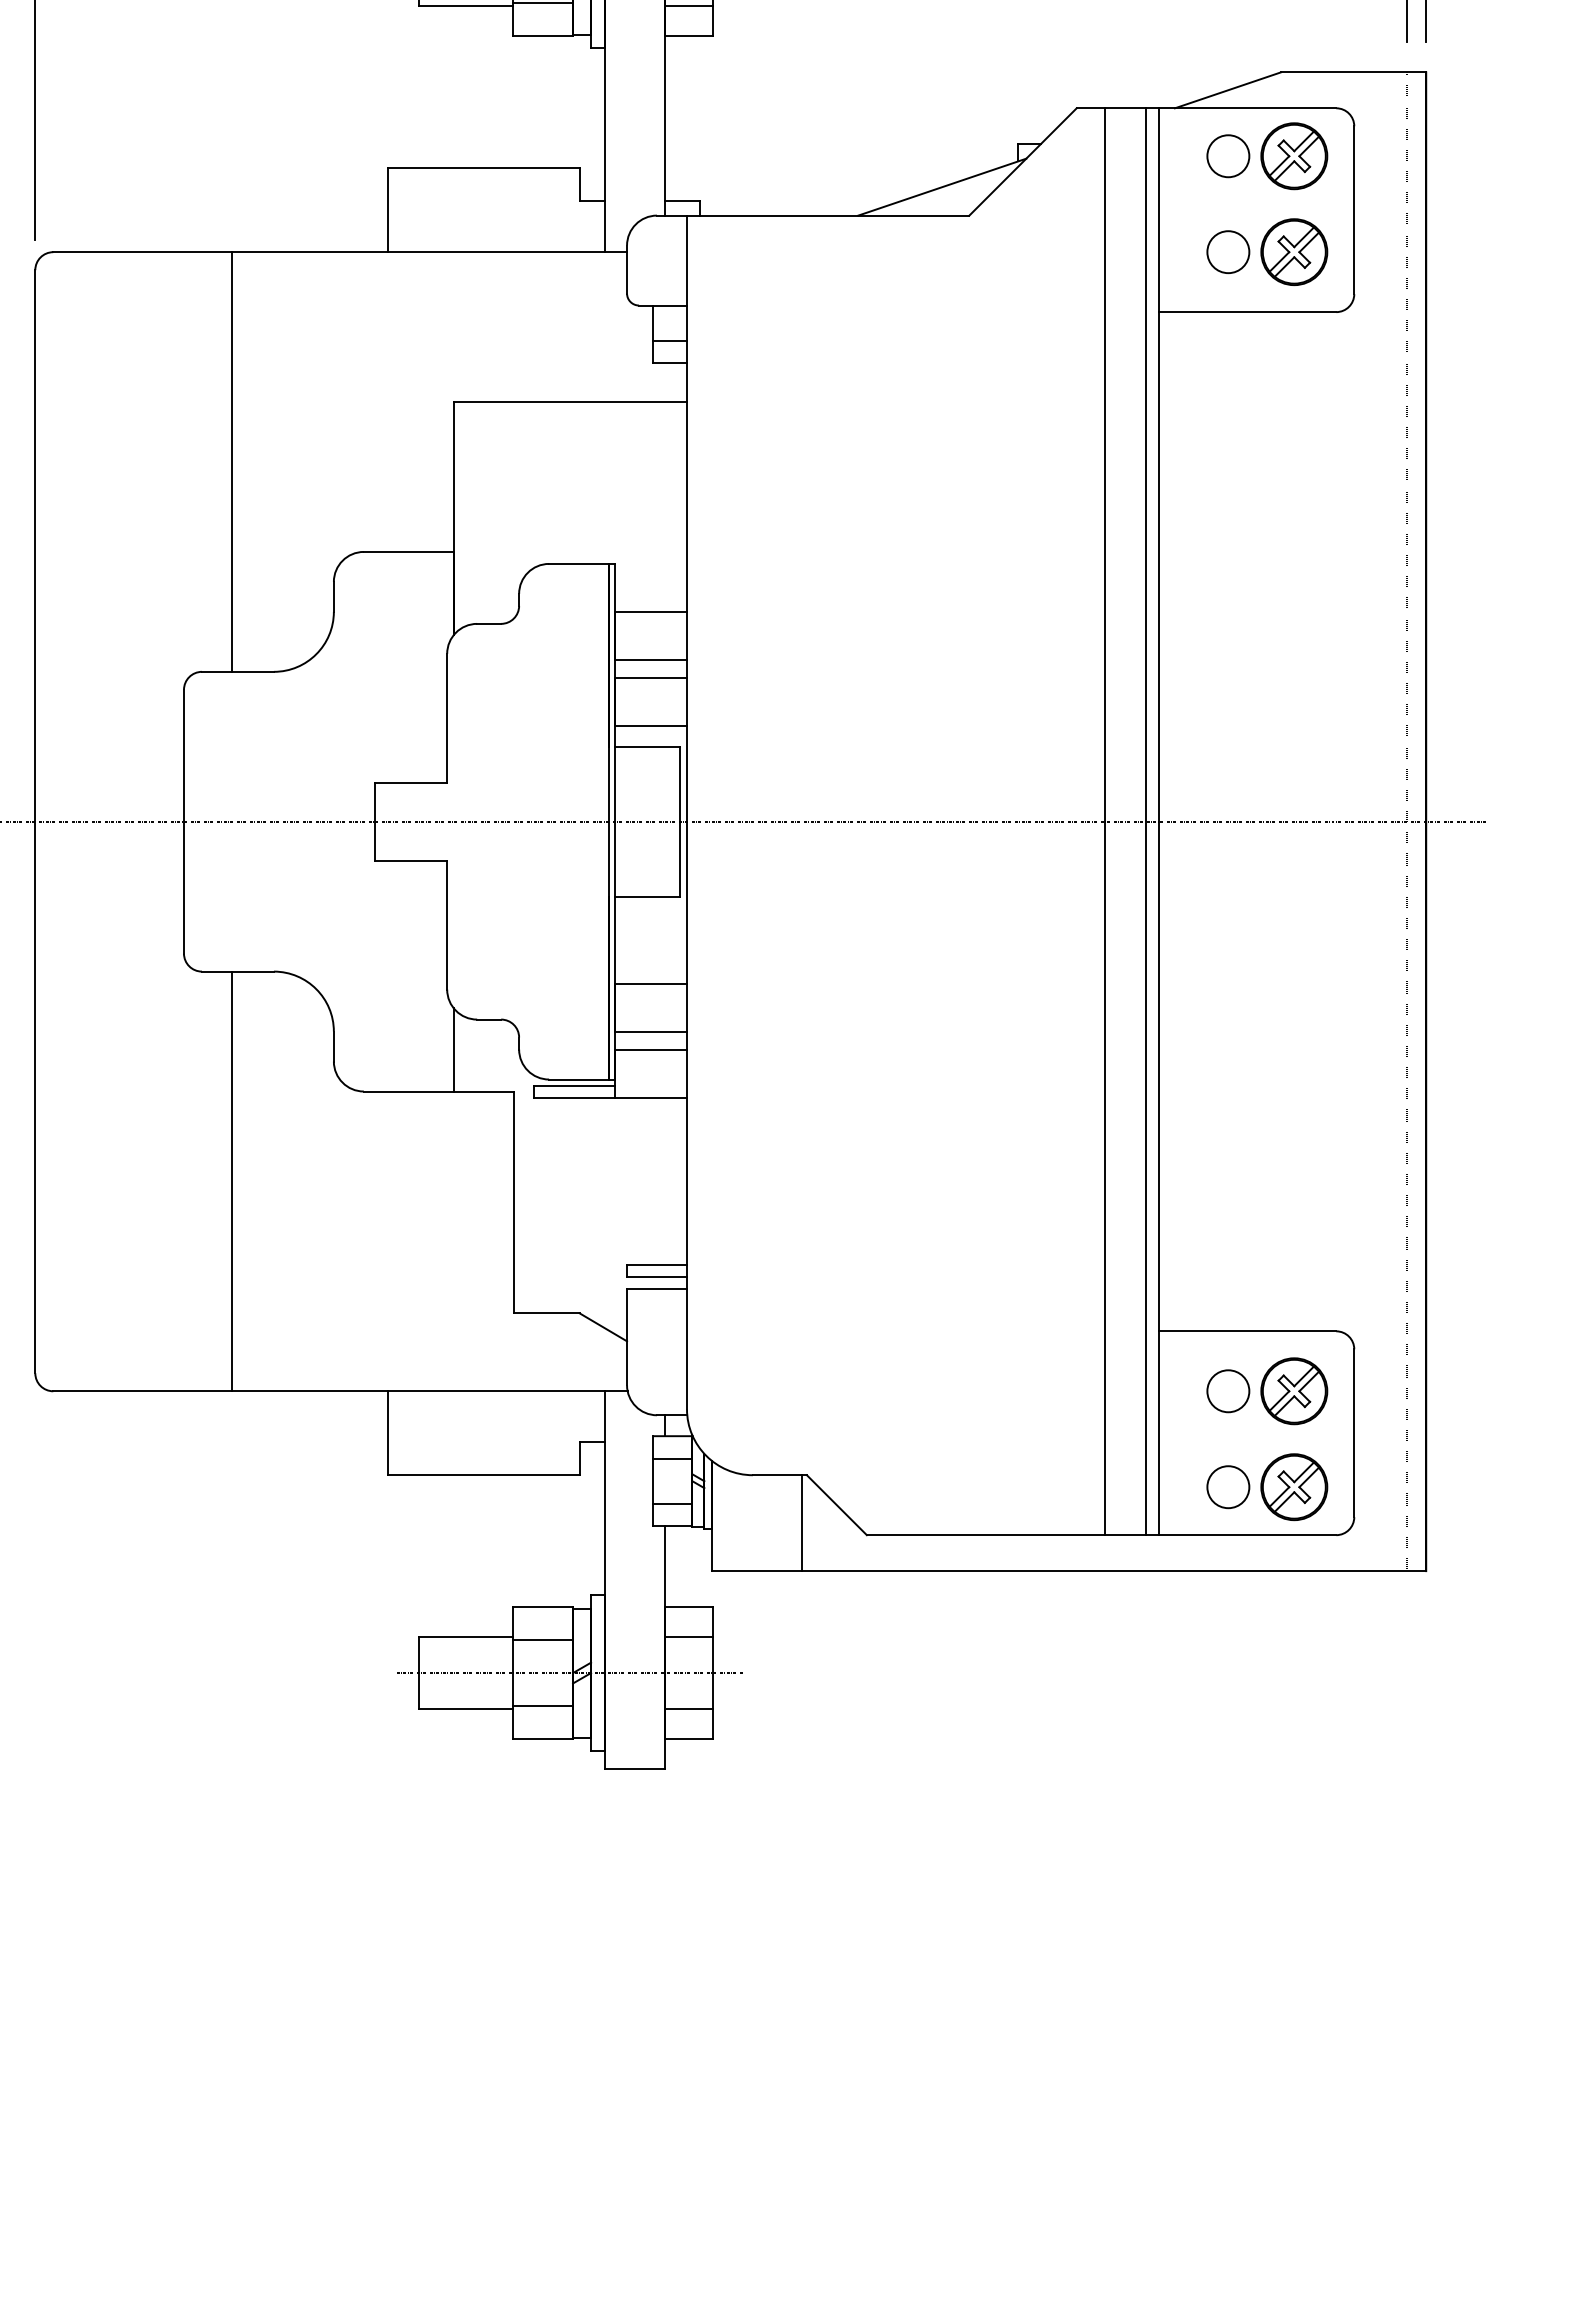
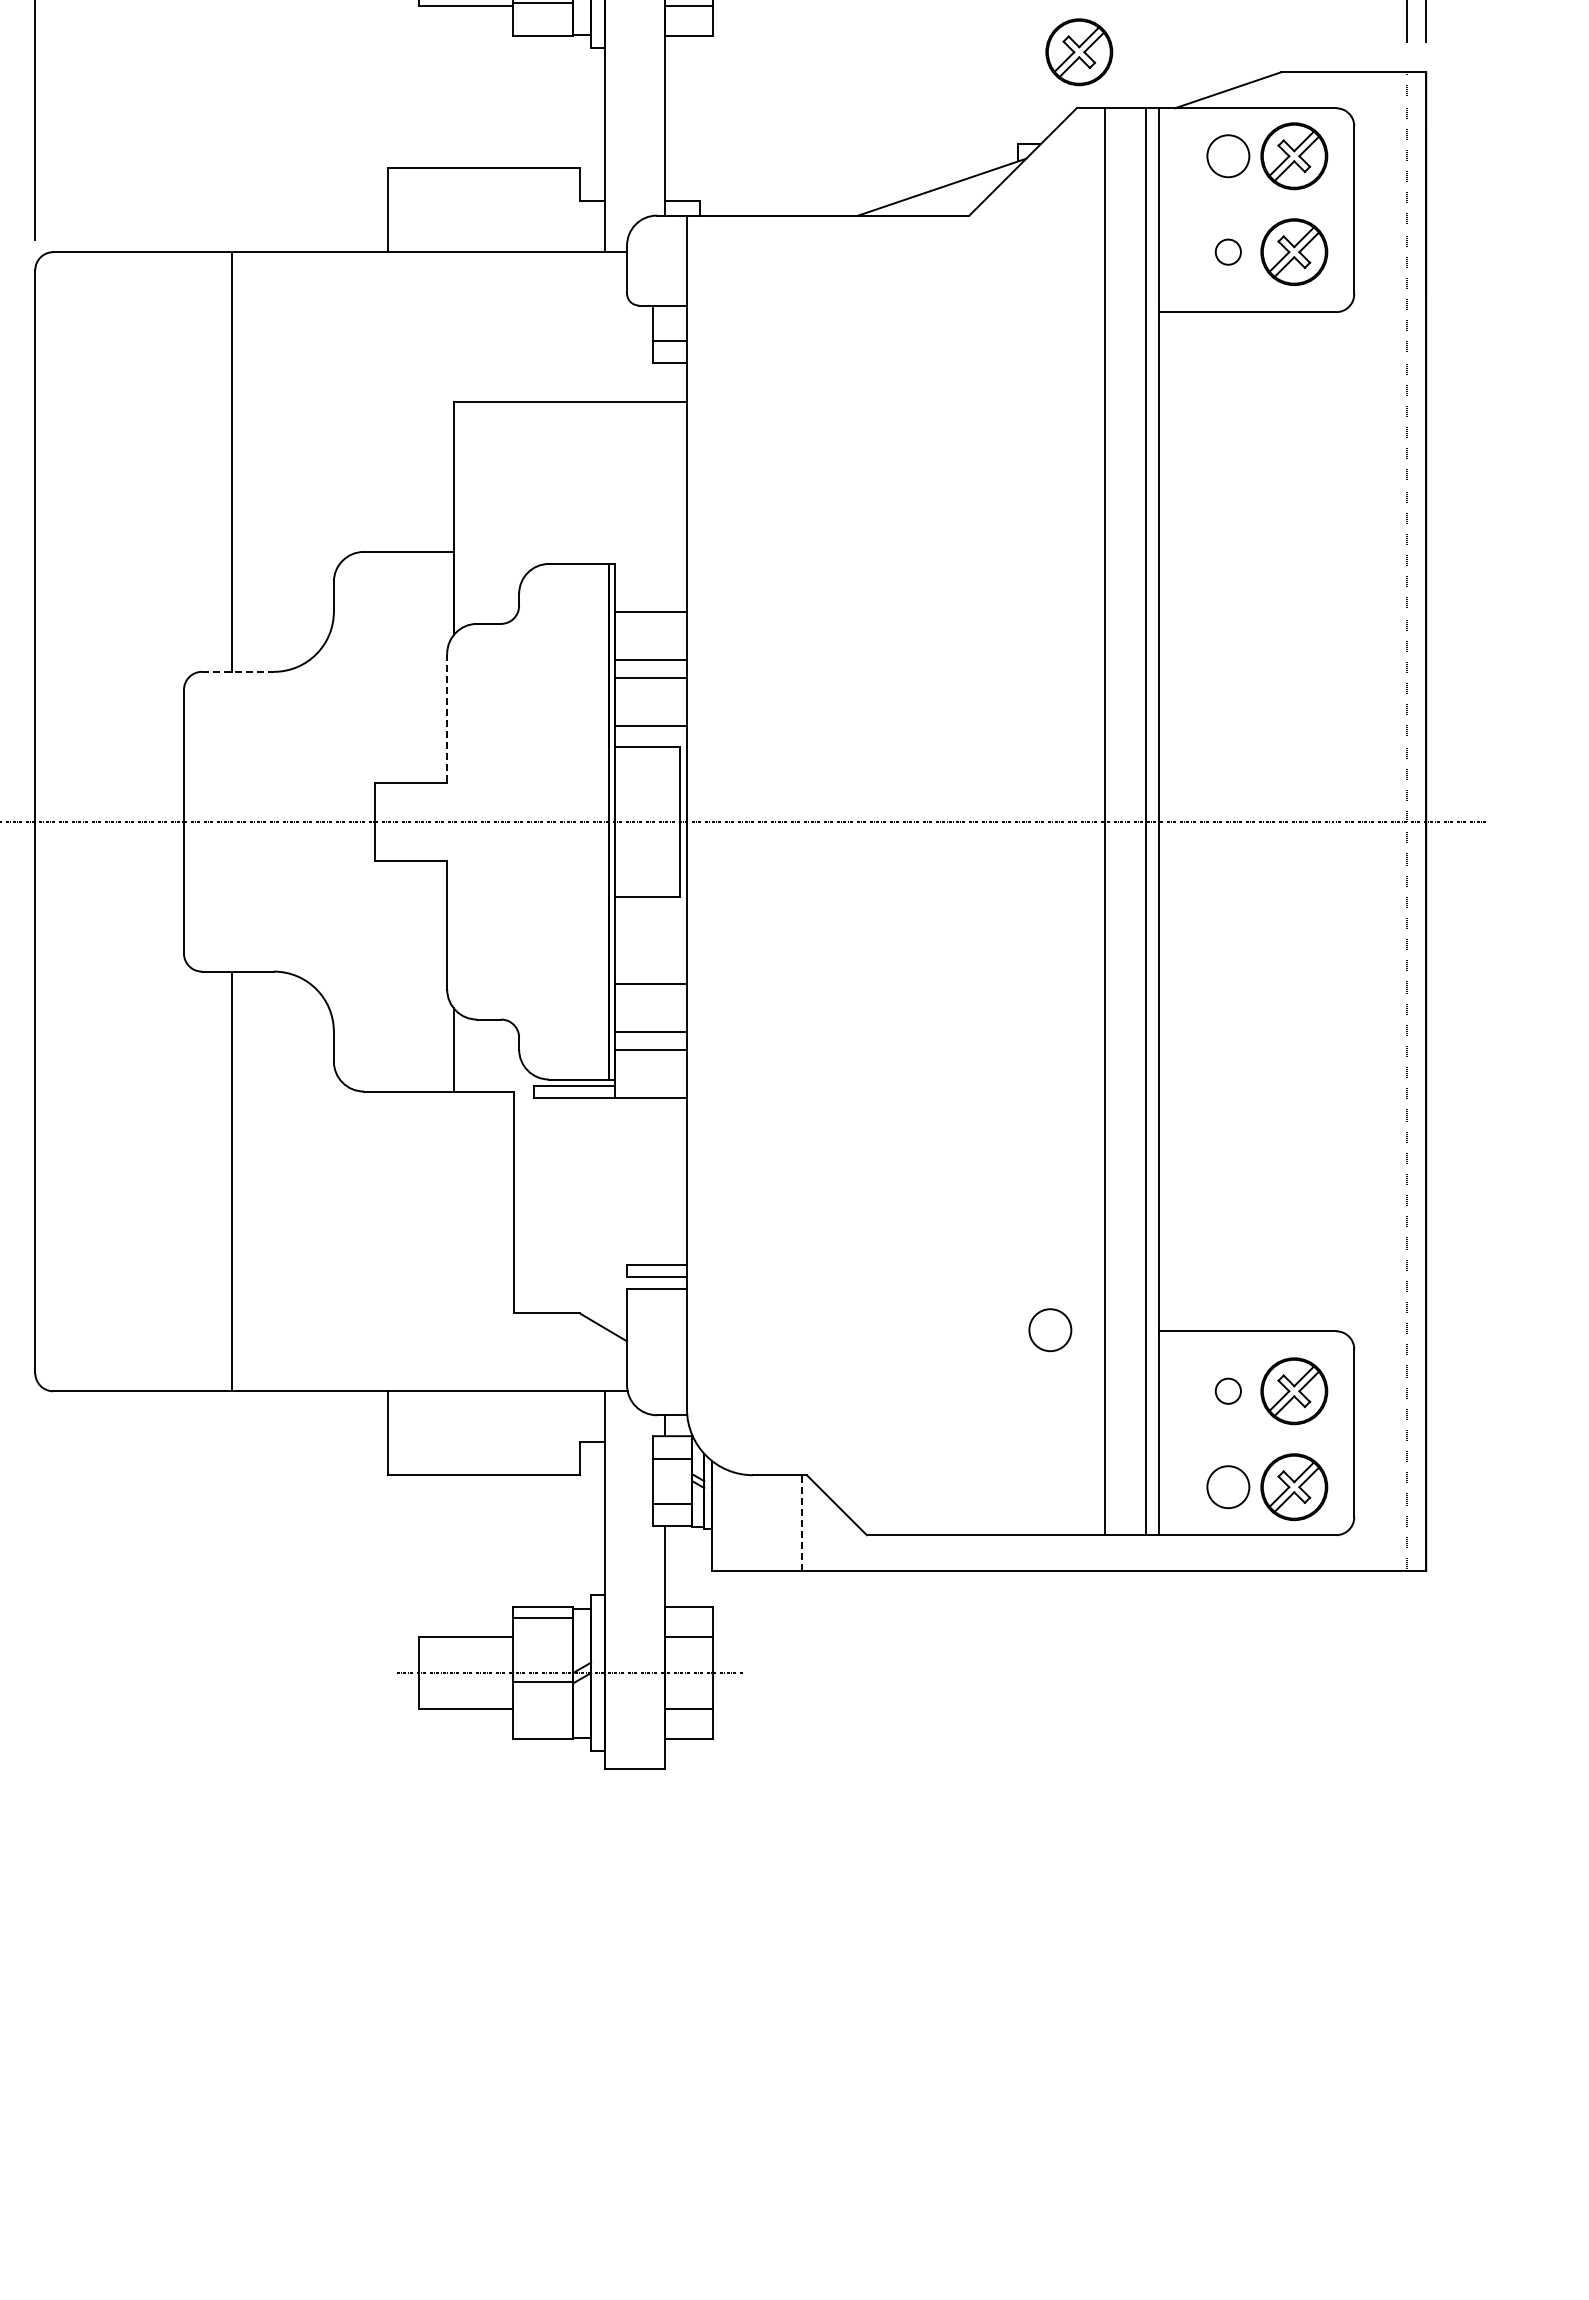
part: none -> present (1079, 52)
circle diameter: 42 px -> 25 px (1227, 251)
line: solid -> dashed (237, 671)
line: solid -> dashed (447, 718)
circle: none -> present (1050, 1330)
circle diameter: 42 px -> 25 px (1227, 1390)
line: solid -> dashed (801, 1523)
line position: (543, 1640) -> (543, 1618) (543, 1618)
line position: (543, 1705) -> (543, 1681) (543, 1681)
